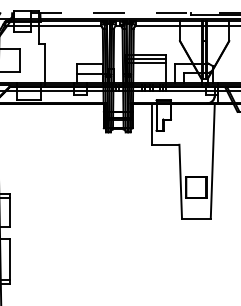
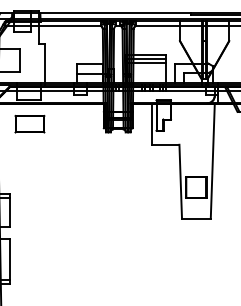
line: dashed -> solid (120, 13)
part: none -> present (29, 123)
